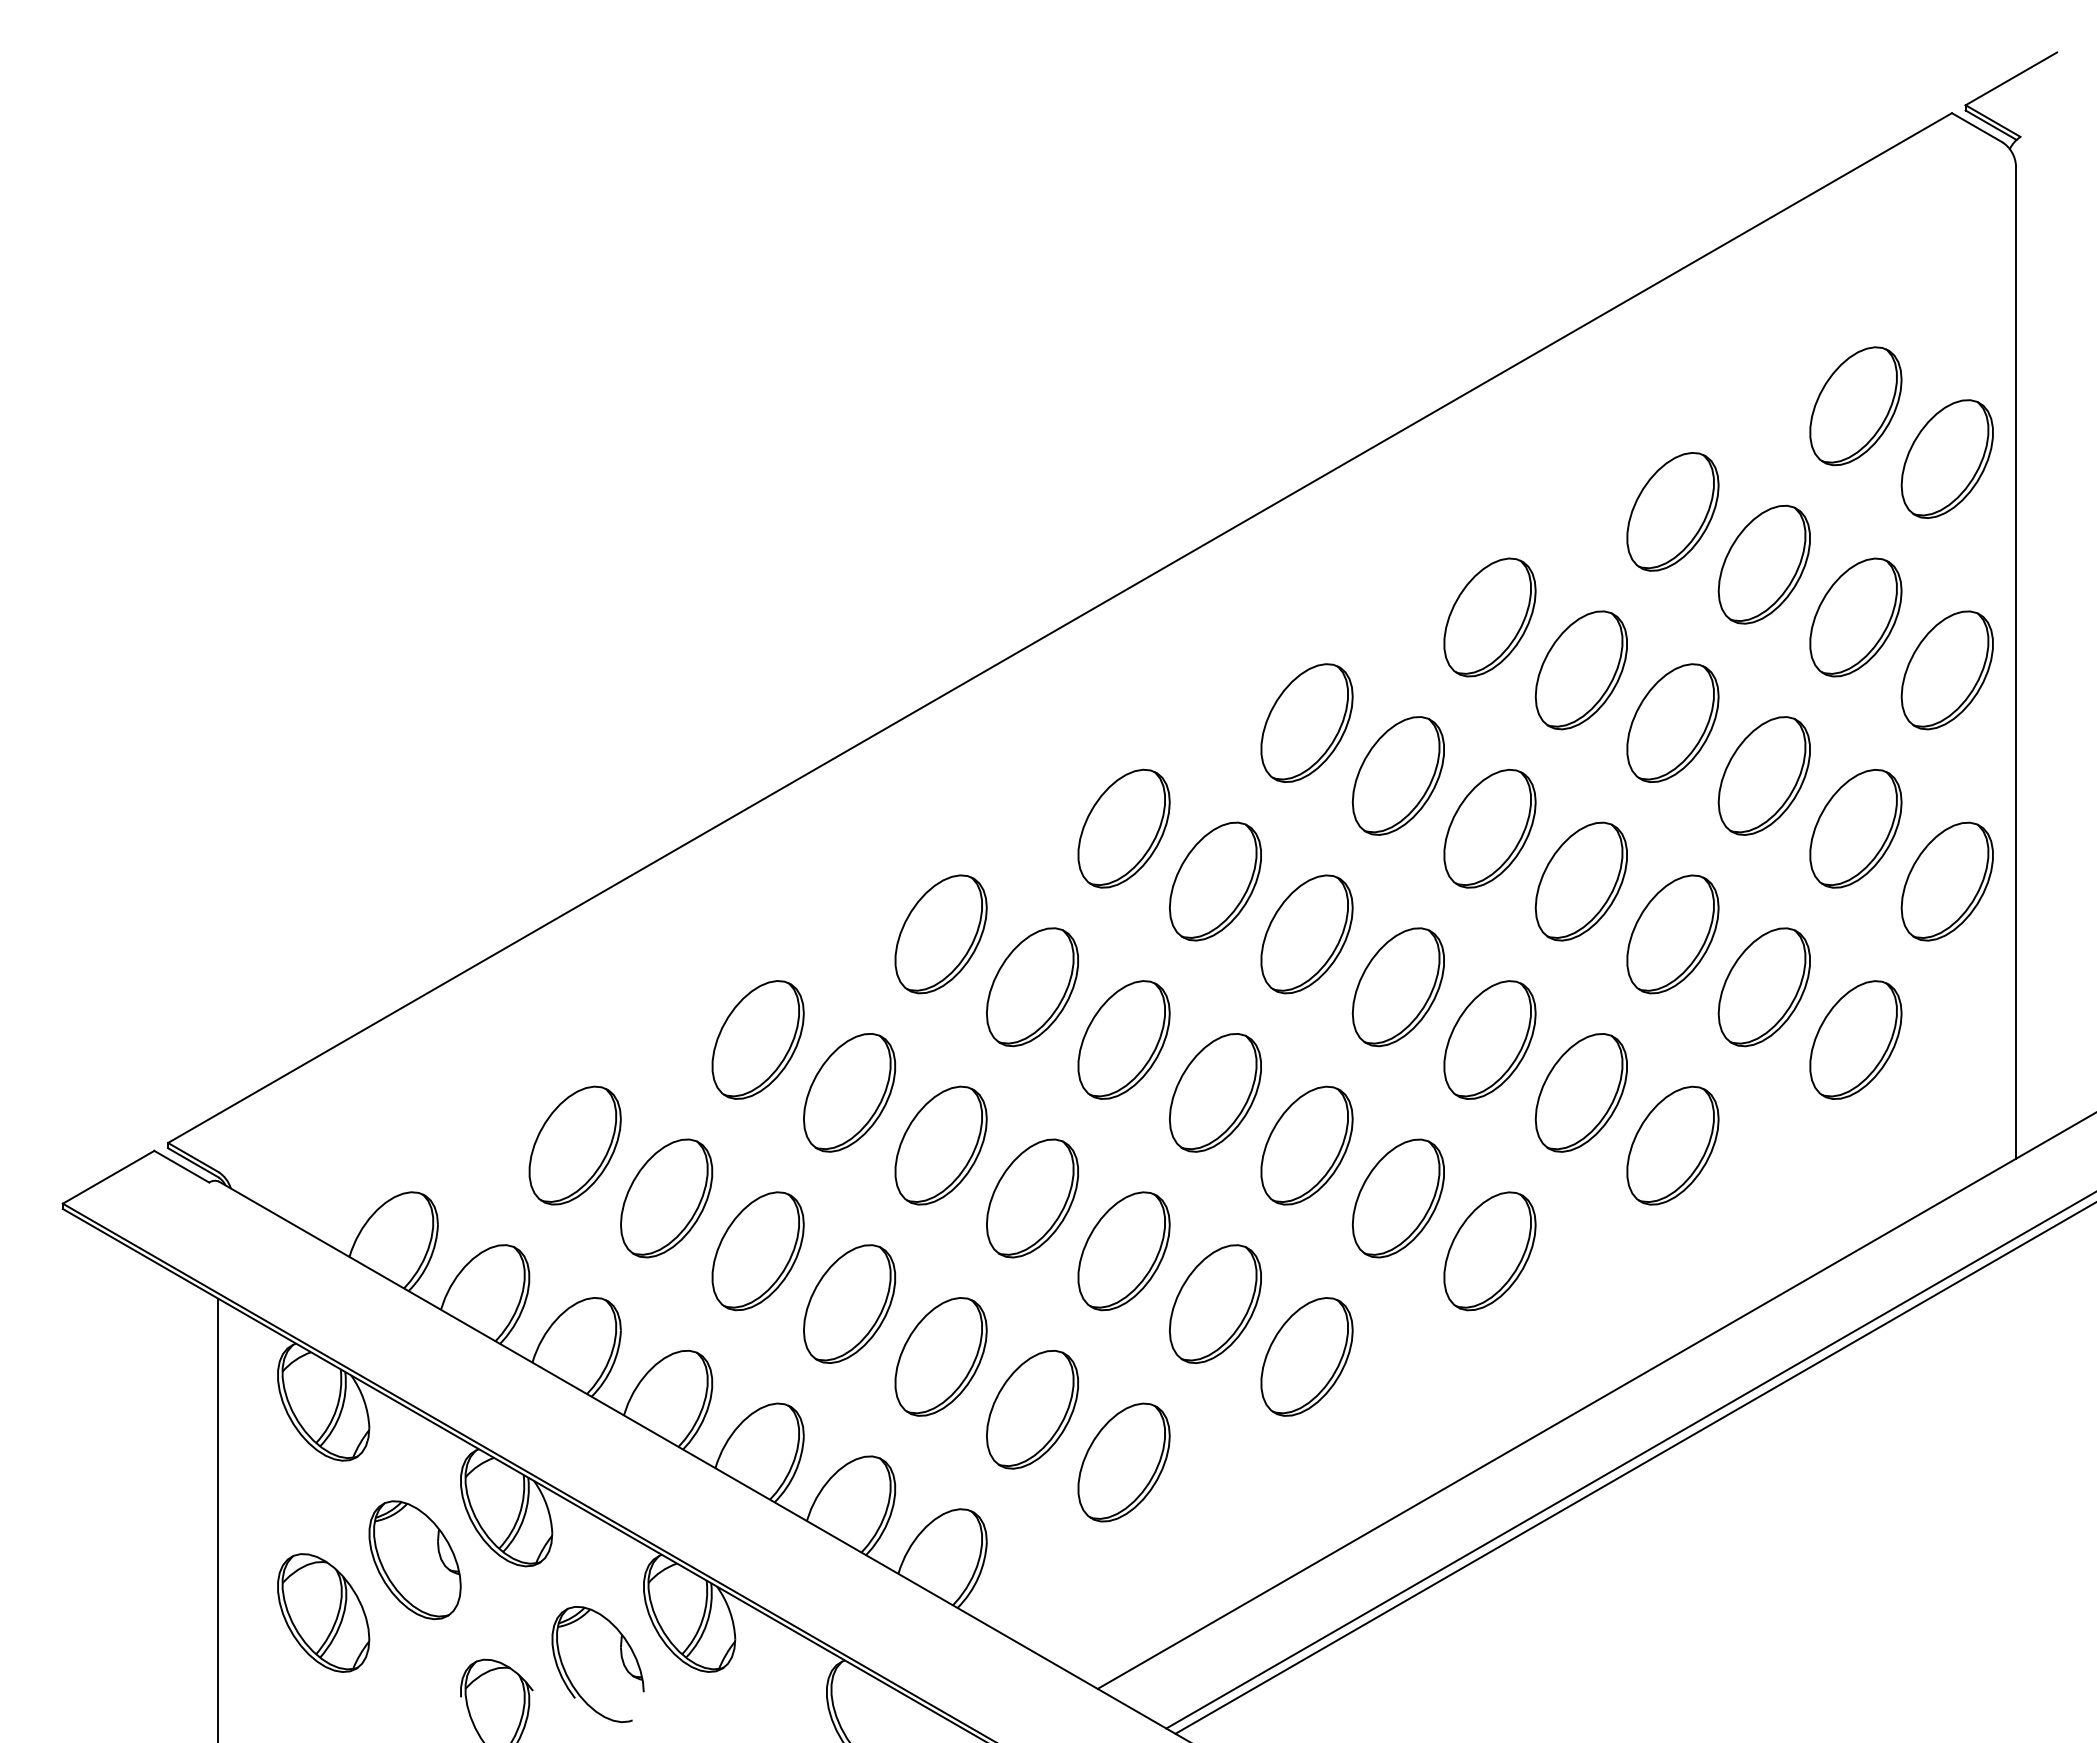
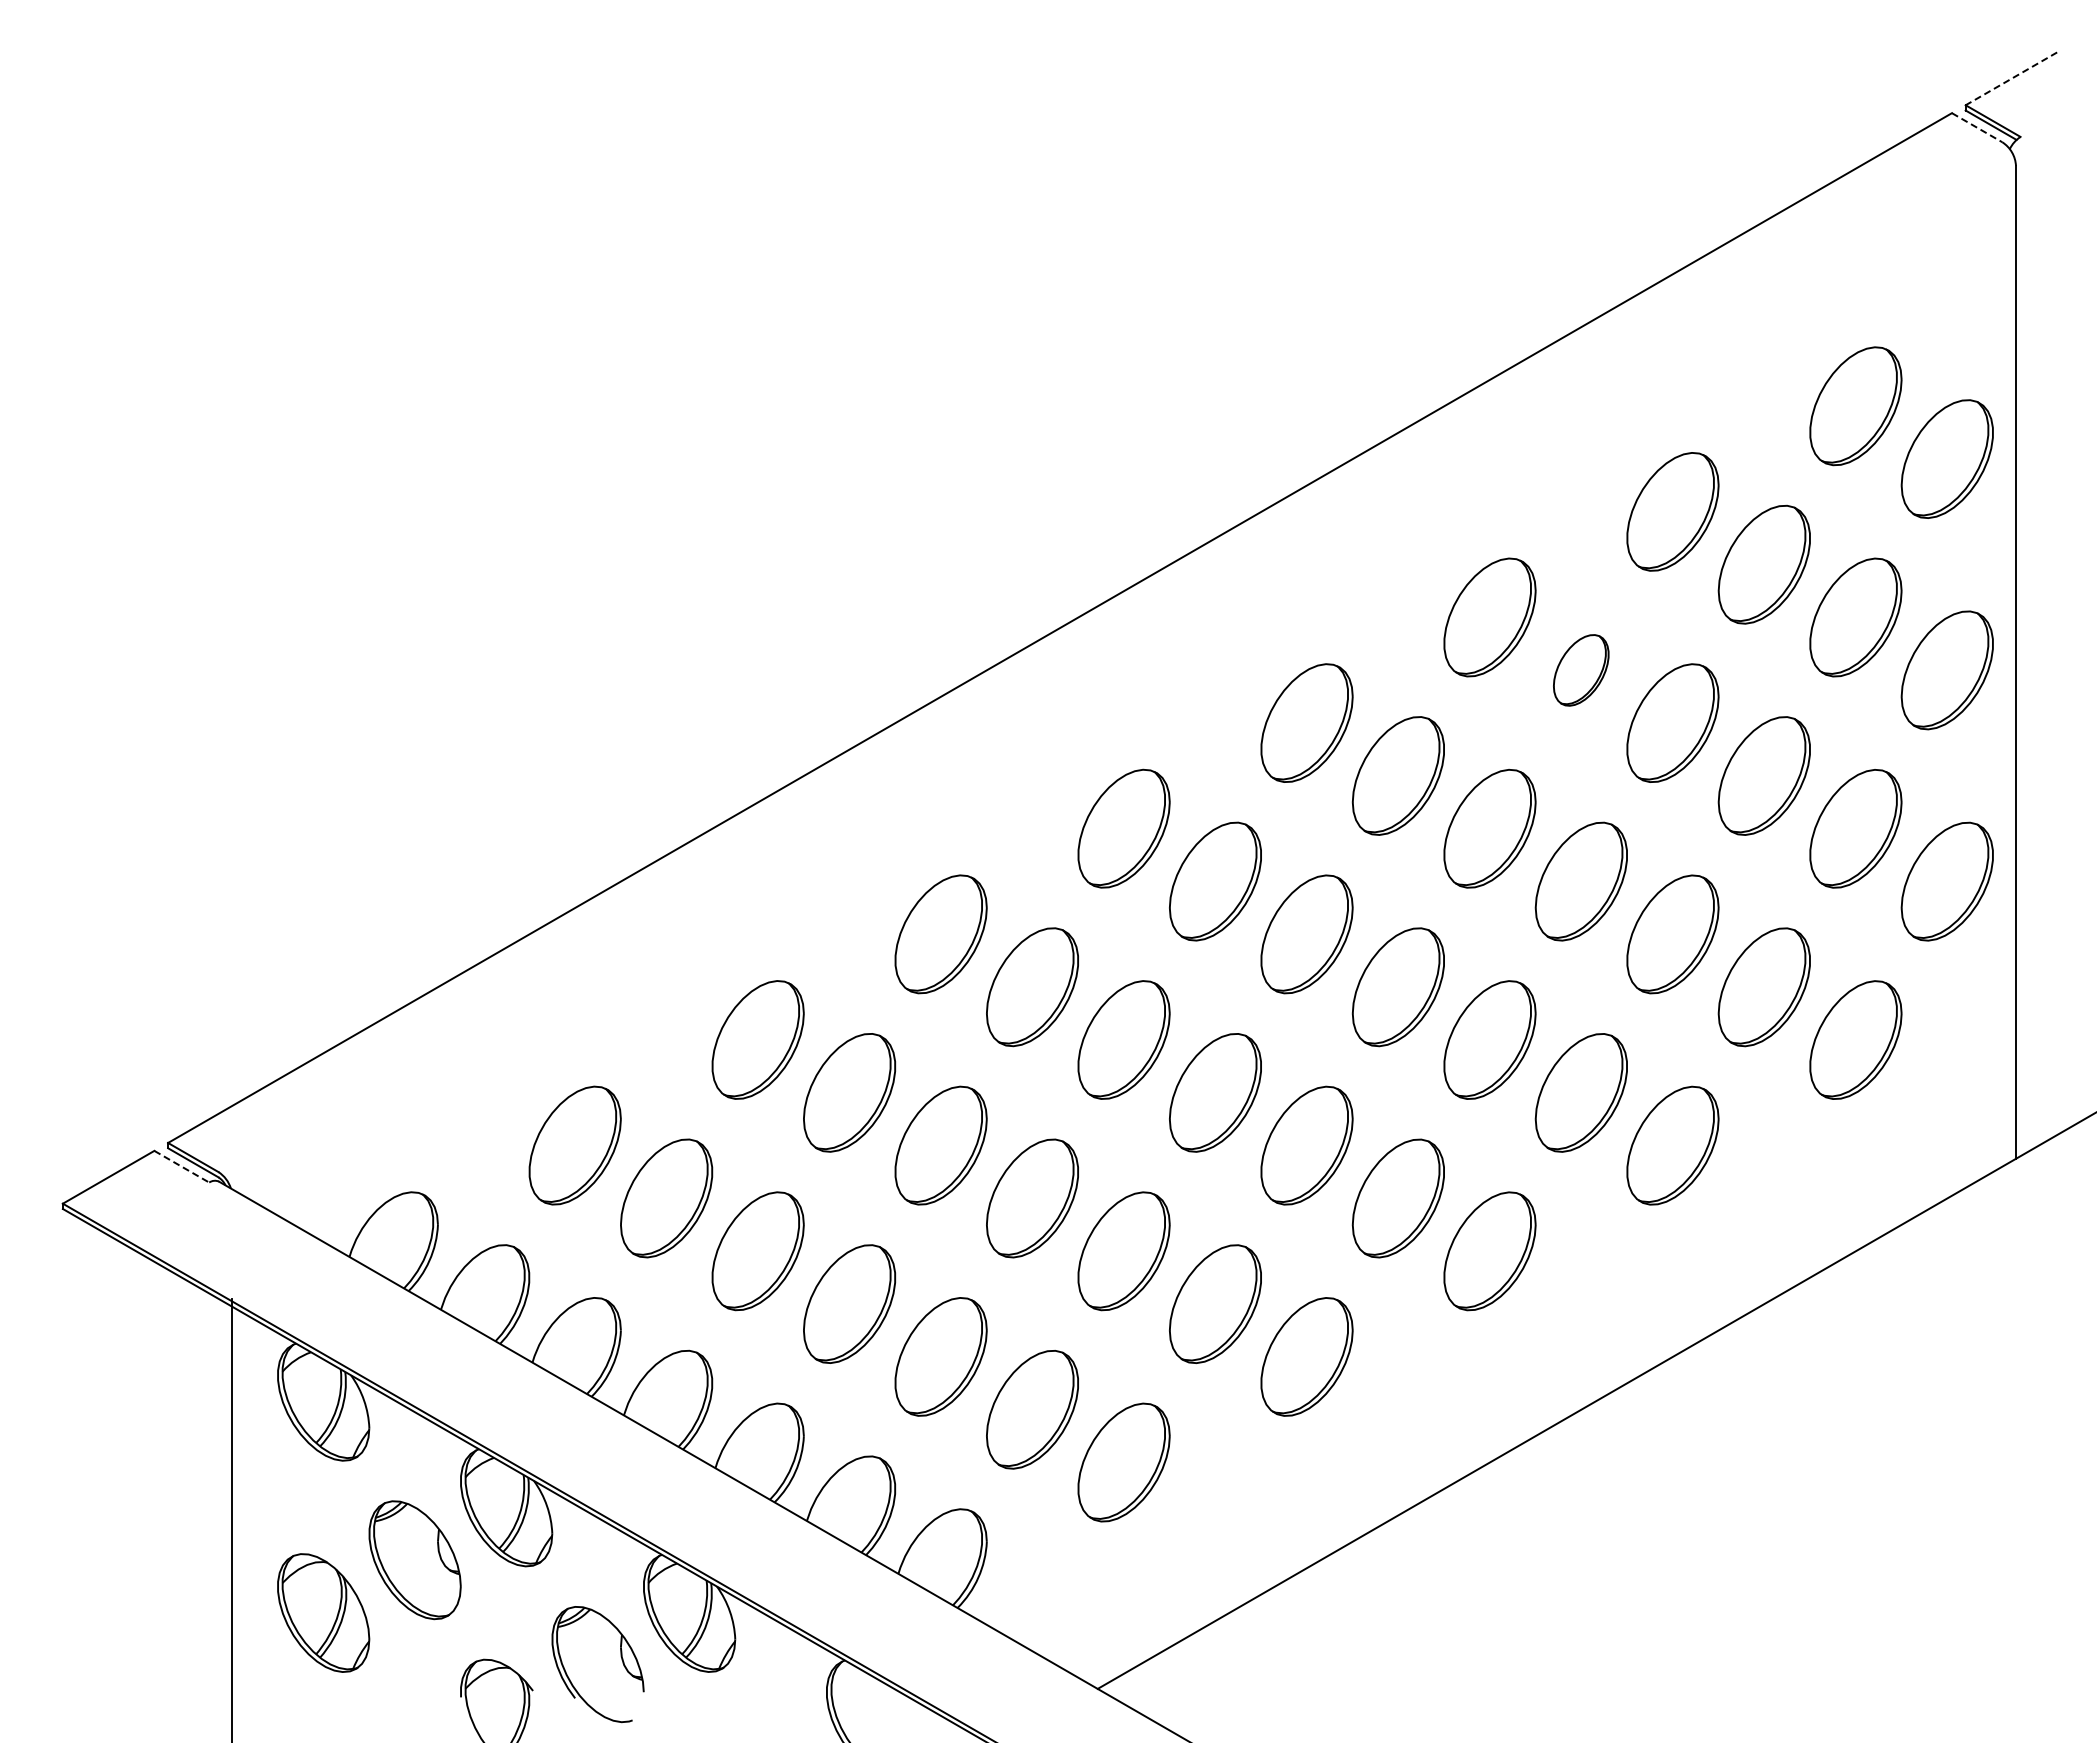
line: solid -> dashed (2011, 78)
line: solid -> dashed (1977, 127)
part size: 94x121 px -> 57x73 px (1581, 670)
line: solid -> dashed (181, 1166)
line: present -> none (1629, 1460)
line: present -> none (1634, 1468)
line position: (218, 1518) -> (232, 1518) (232, 1518)
